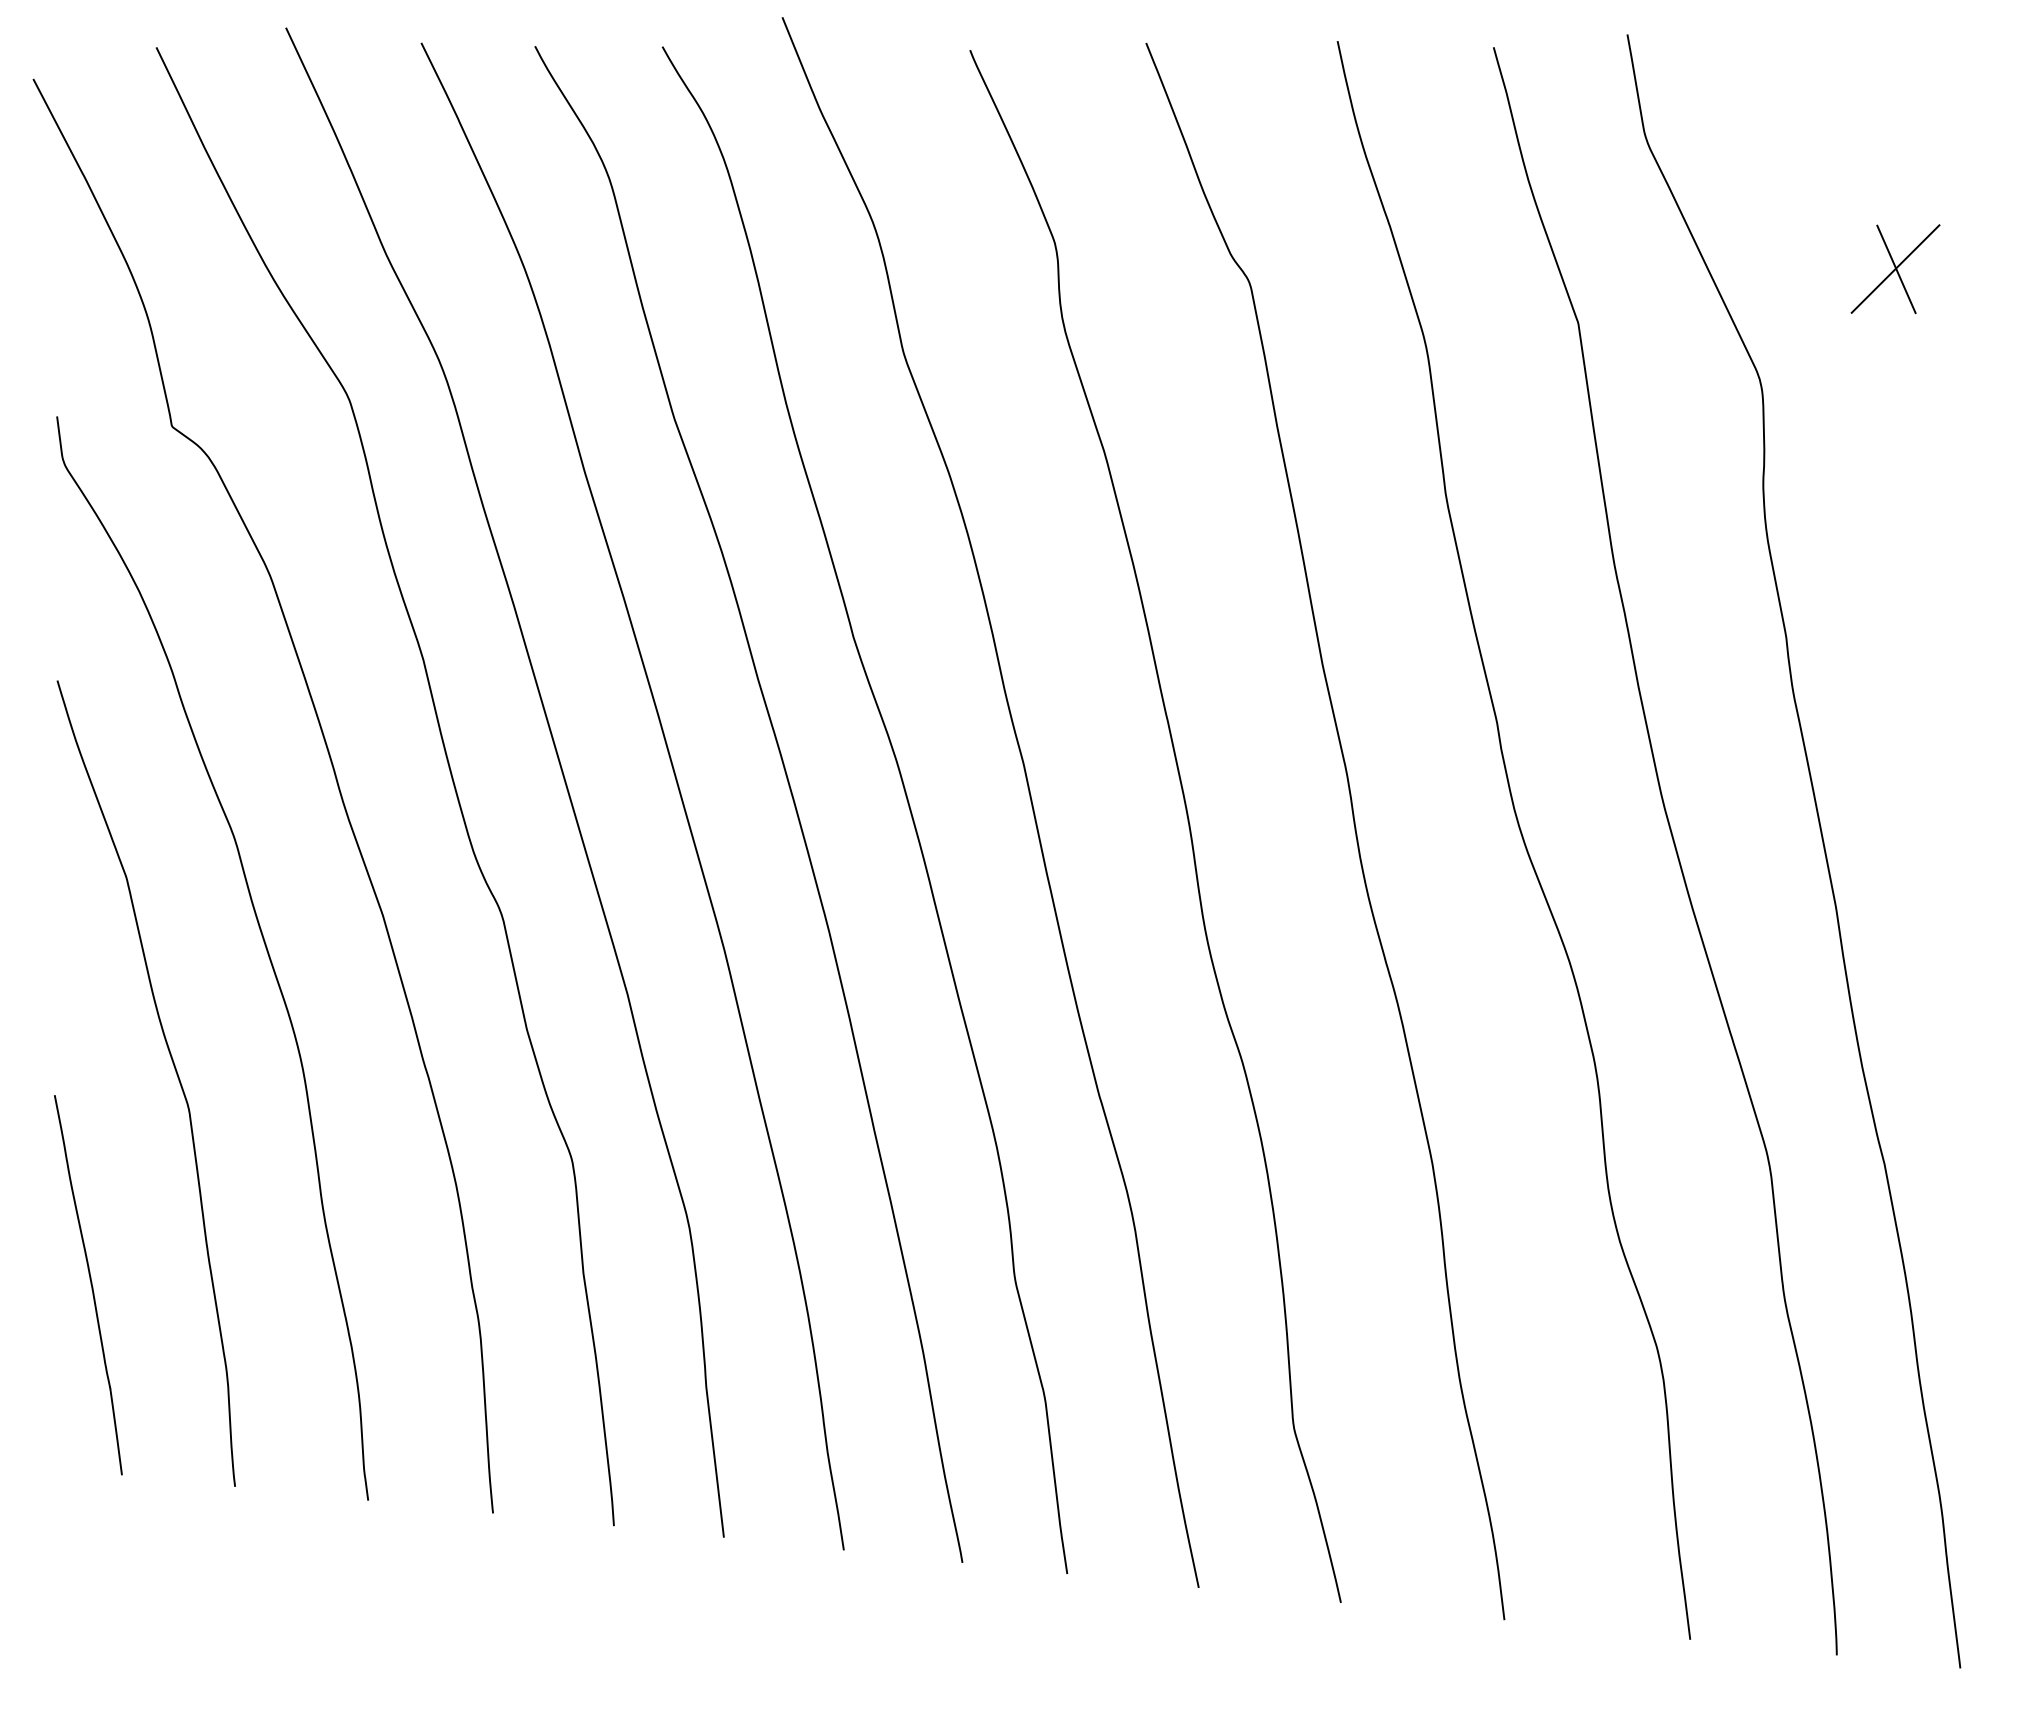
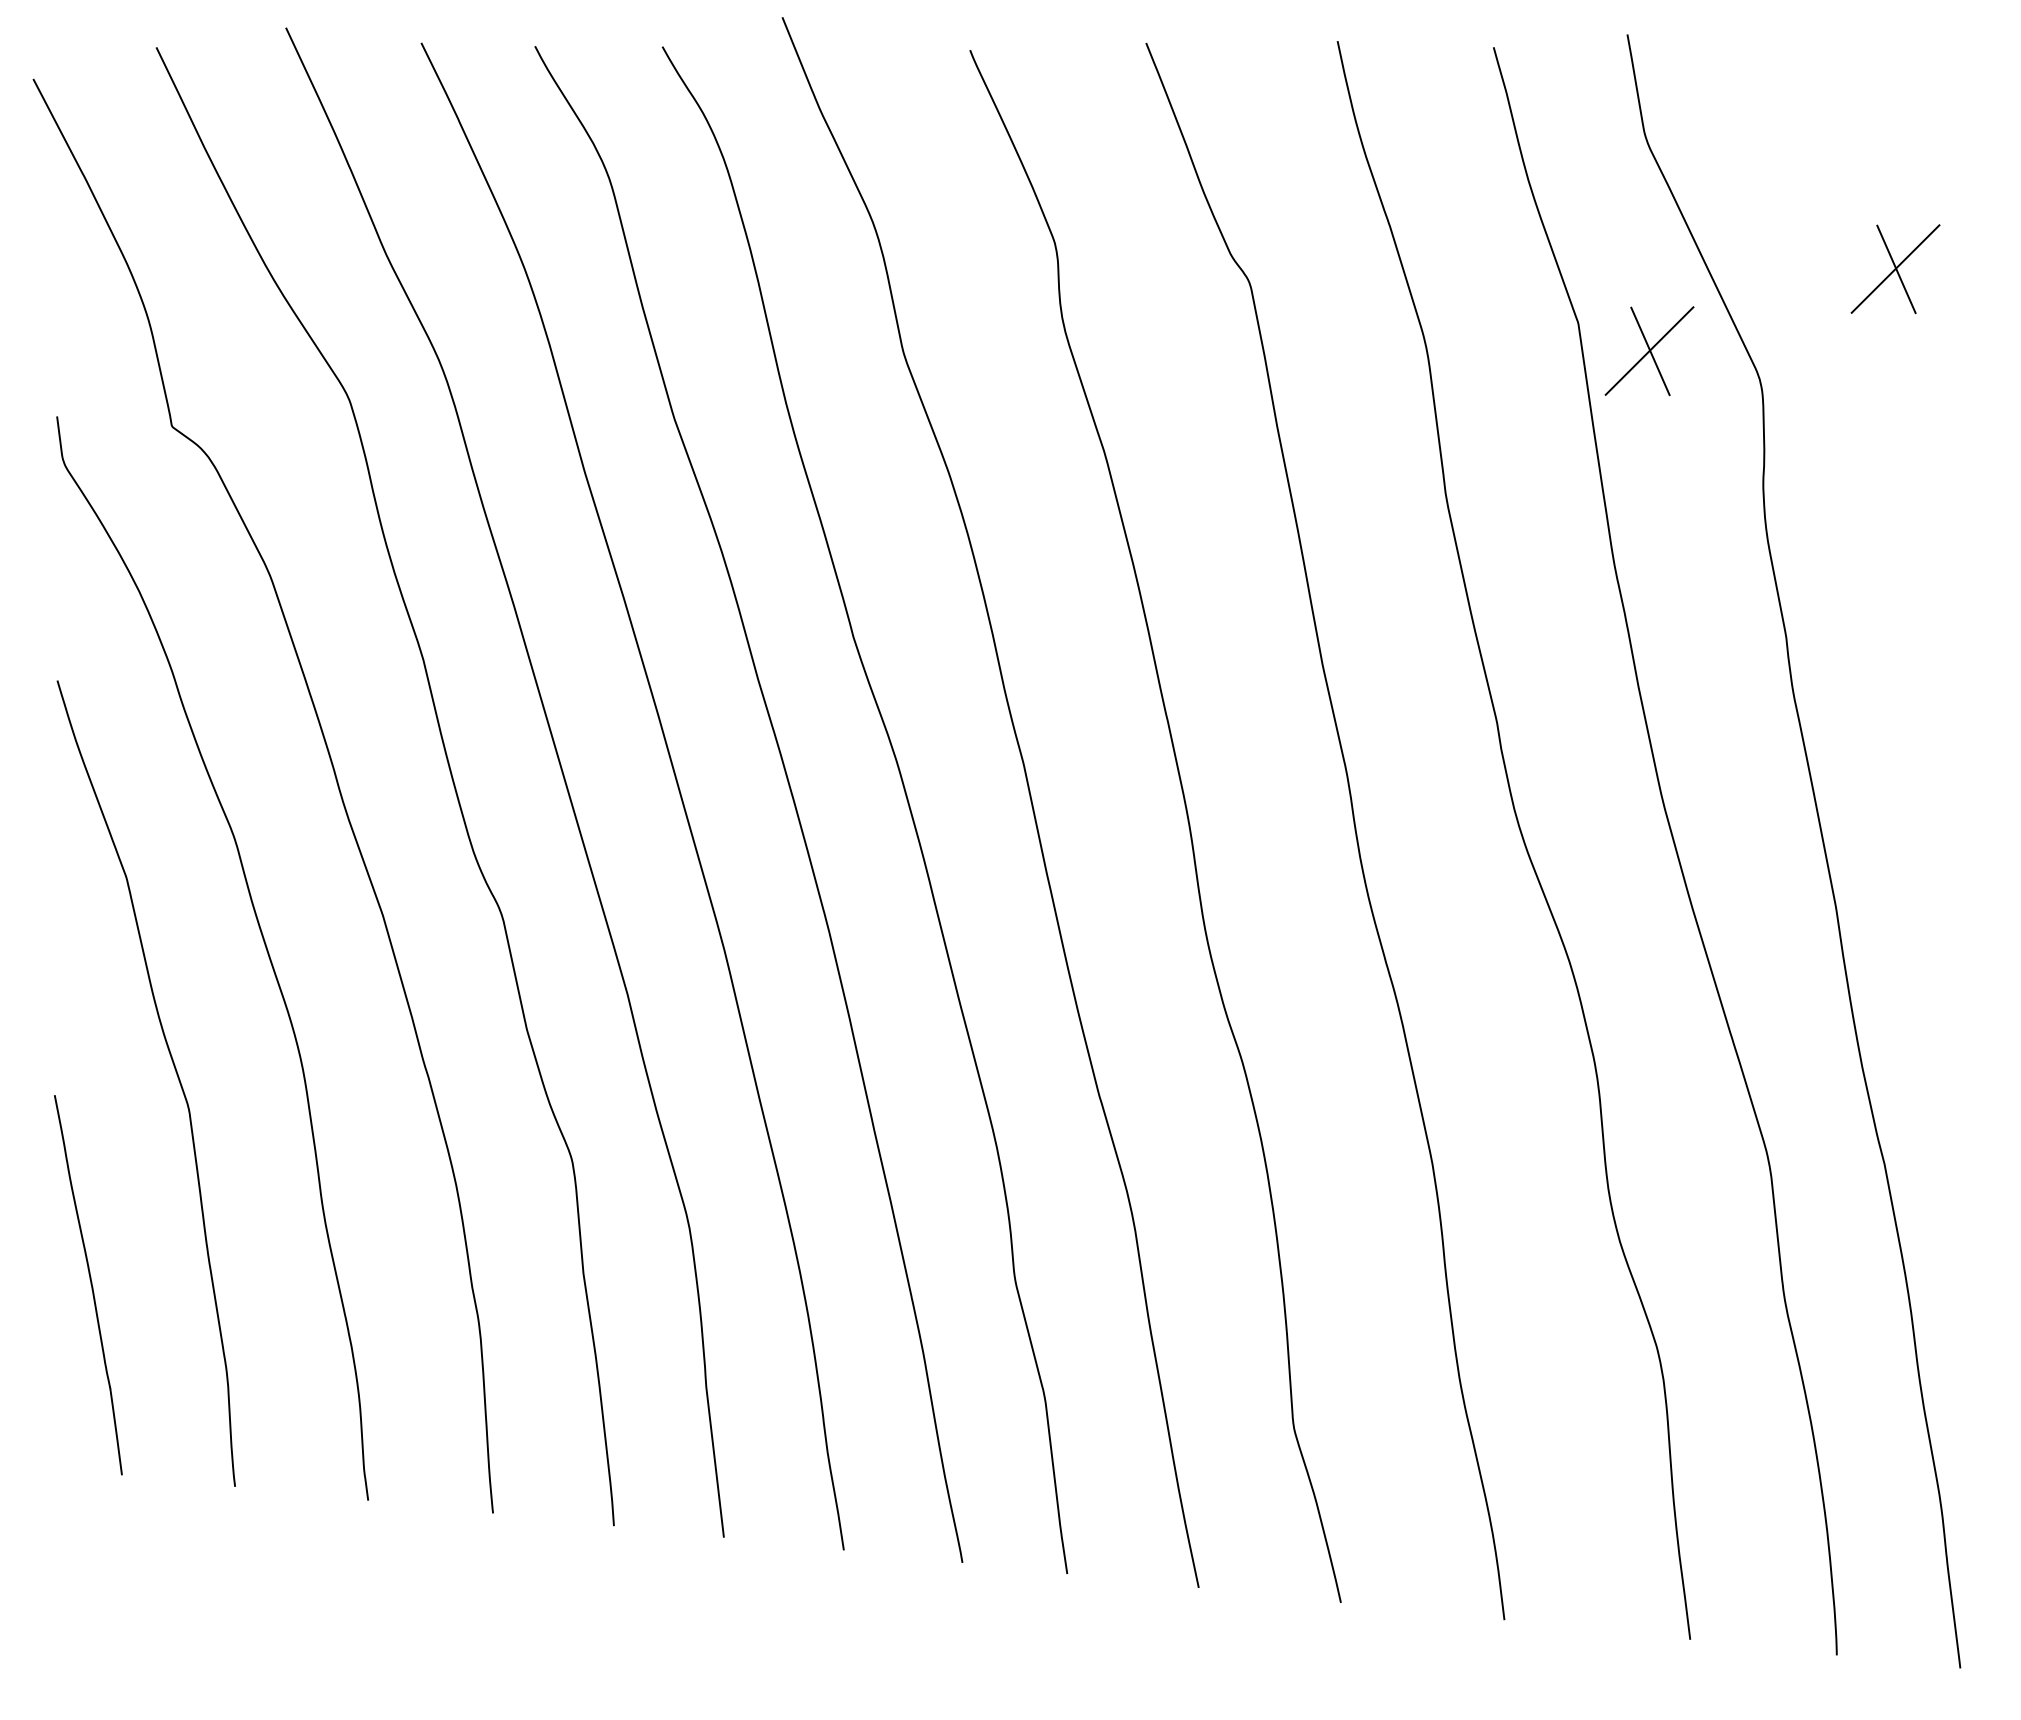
part: none -> present (1649, 351)
